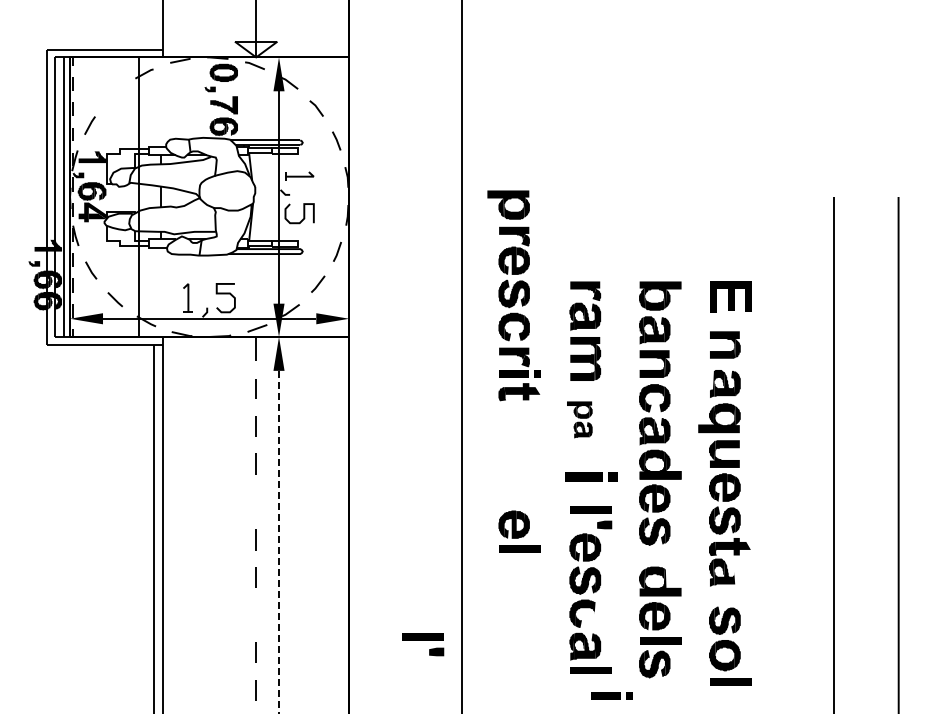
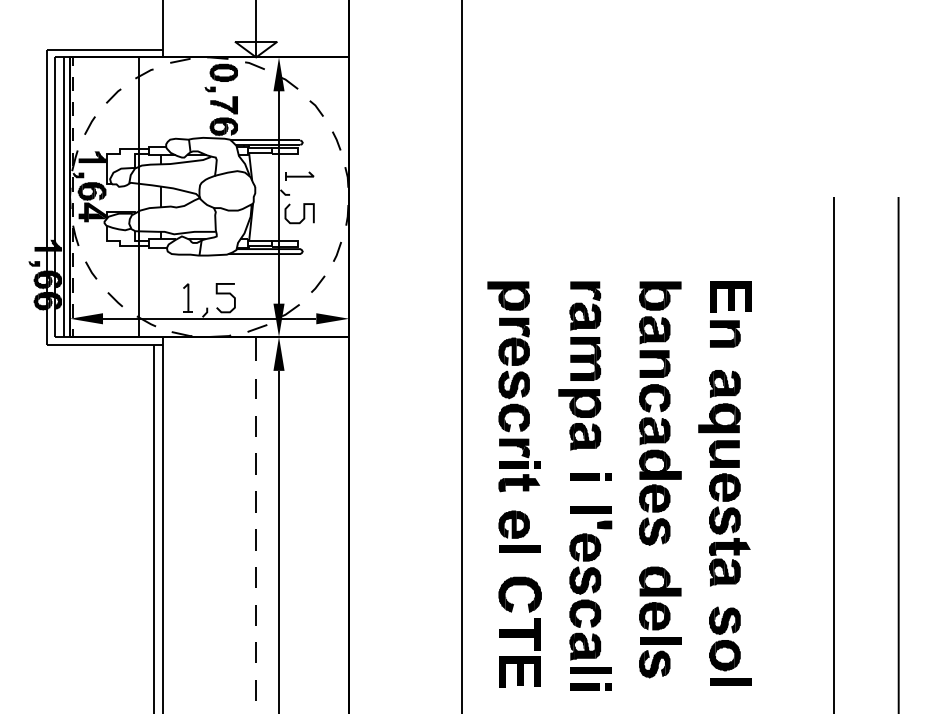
line: none -> present (113, 95)
part position: (513, 295) -> (513, 386) (513, 386)
part position: (725, 344) -> (725, 333) (725, 333)
fill: none -> present (711, 379)
part size: 26x38 px -> 44x62 px (579, 419)
part size: 53x10 px -> 42x8 px (590, 476)
line: none -> present (255, 501)
line: dashed -> solid (279, 542)
fill: none -> present (735, 571)
fill: none -> present (667, 578)
fill: none -> present (595, 614)
line: none -> present (255, 615)
part: none -> present (519, 631)
part: present -> none (423, 644)
part position: (611, 695) -> (590, 686) (590, 686)
